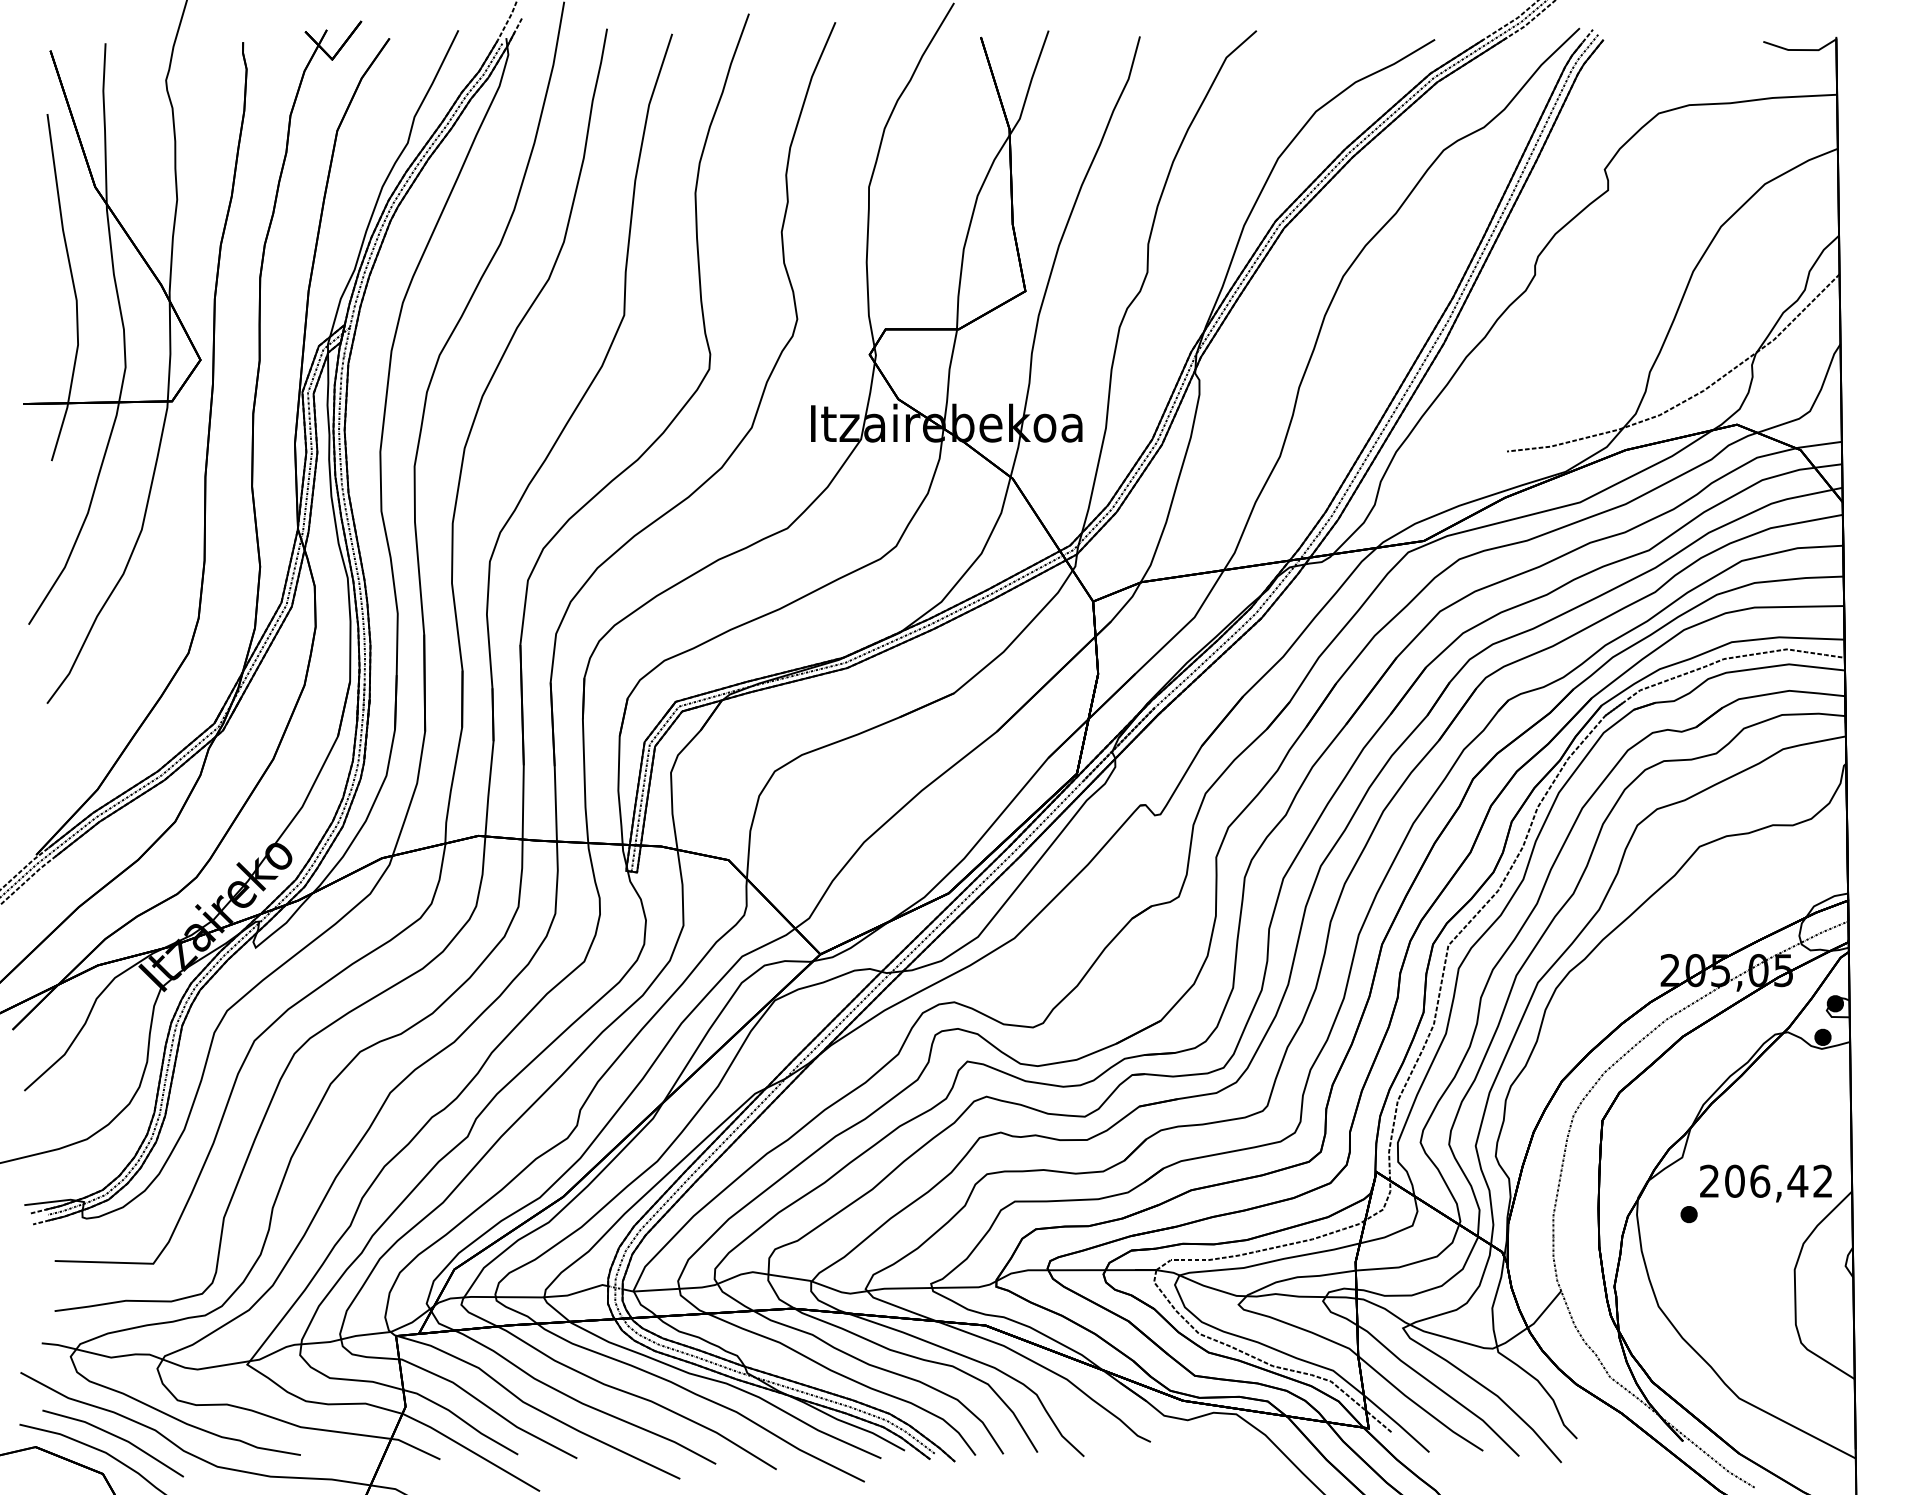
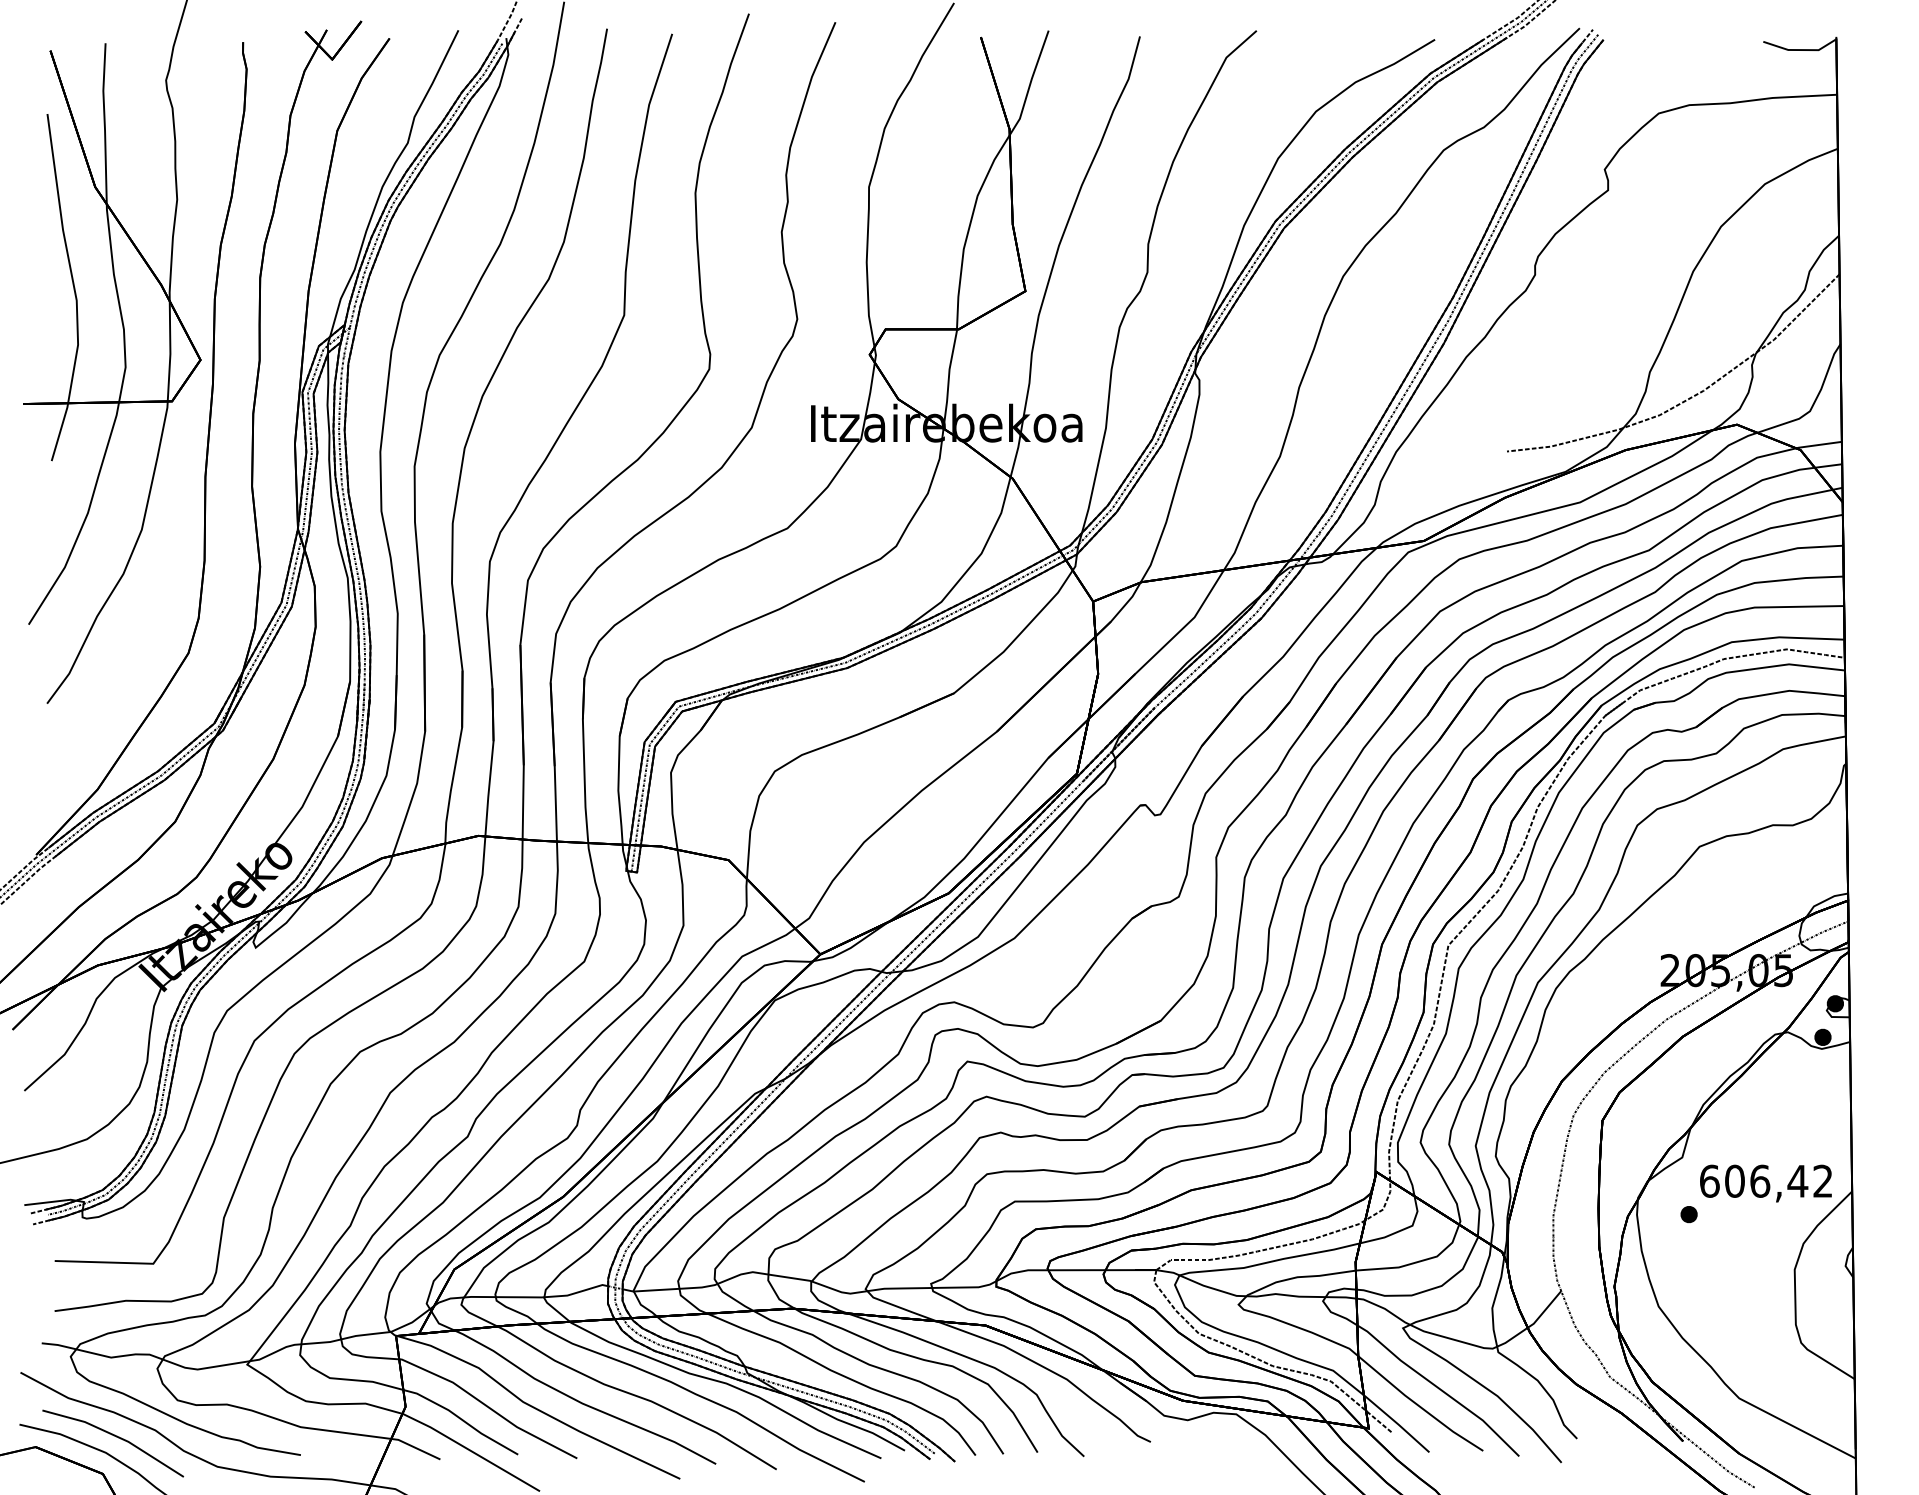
text: 206,42 -> 606,42 (1709, 1180)
